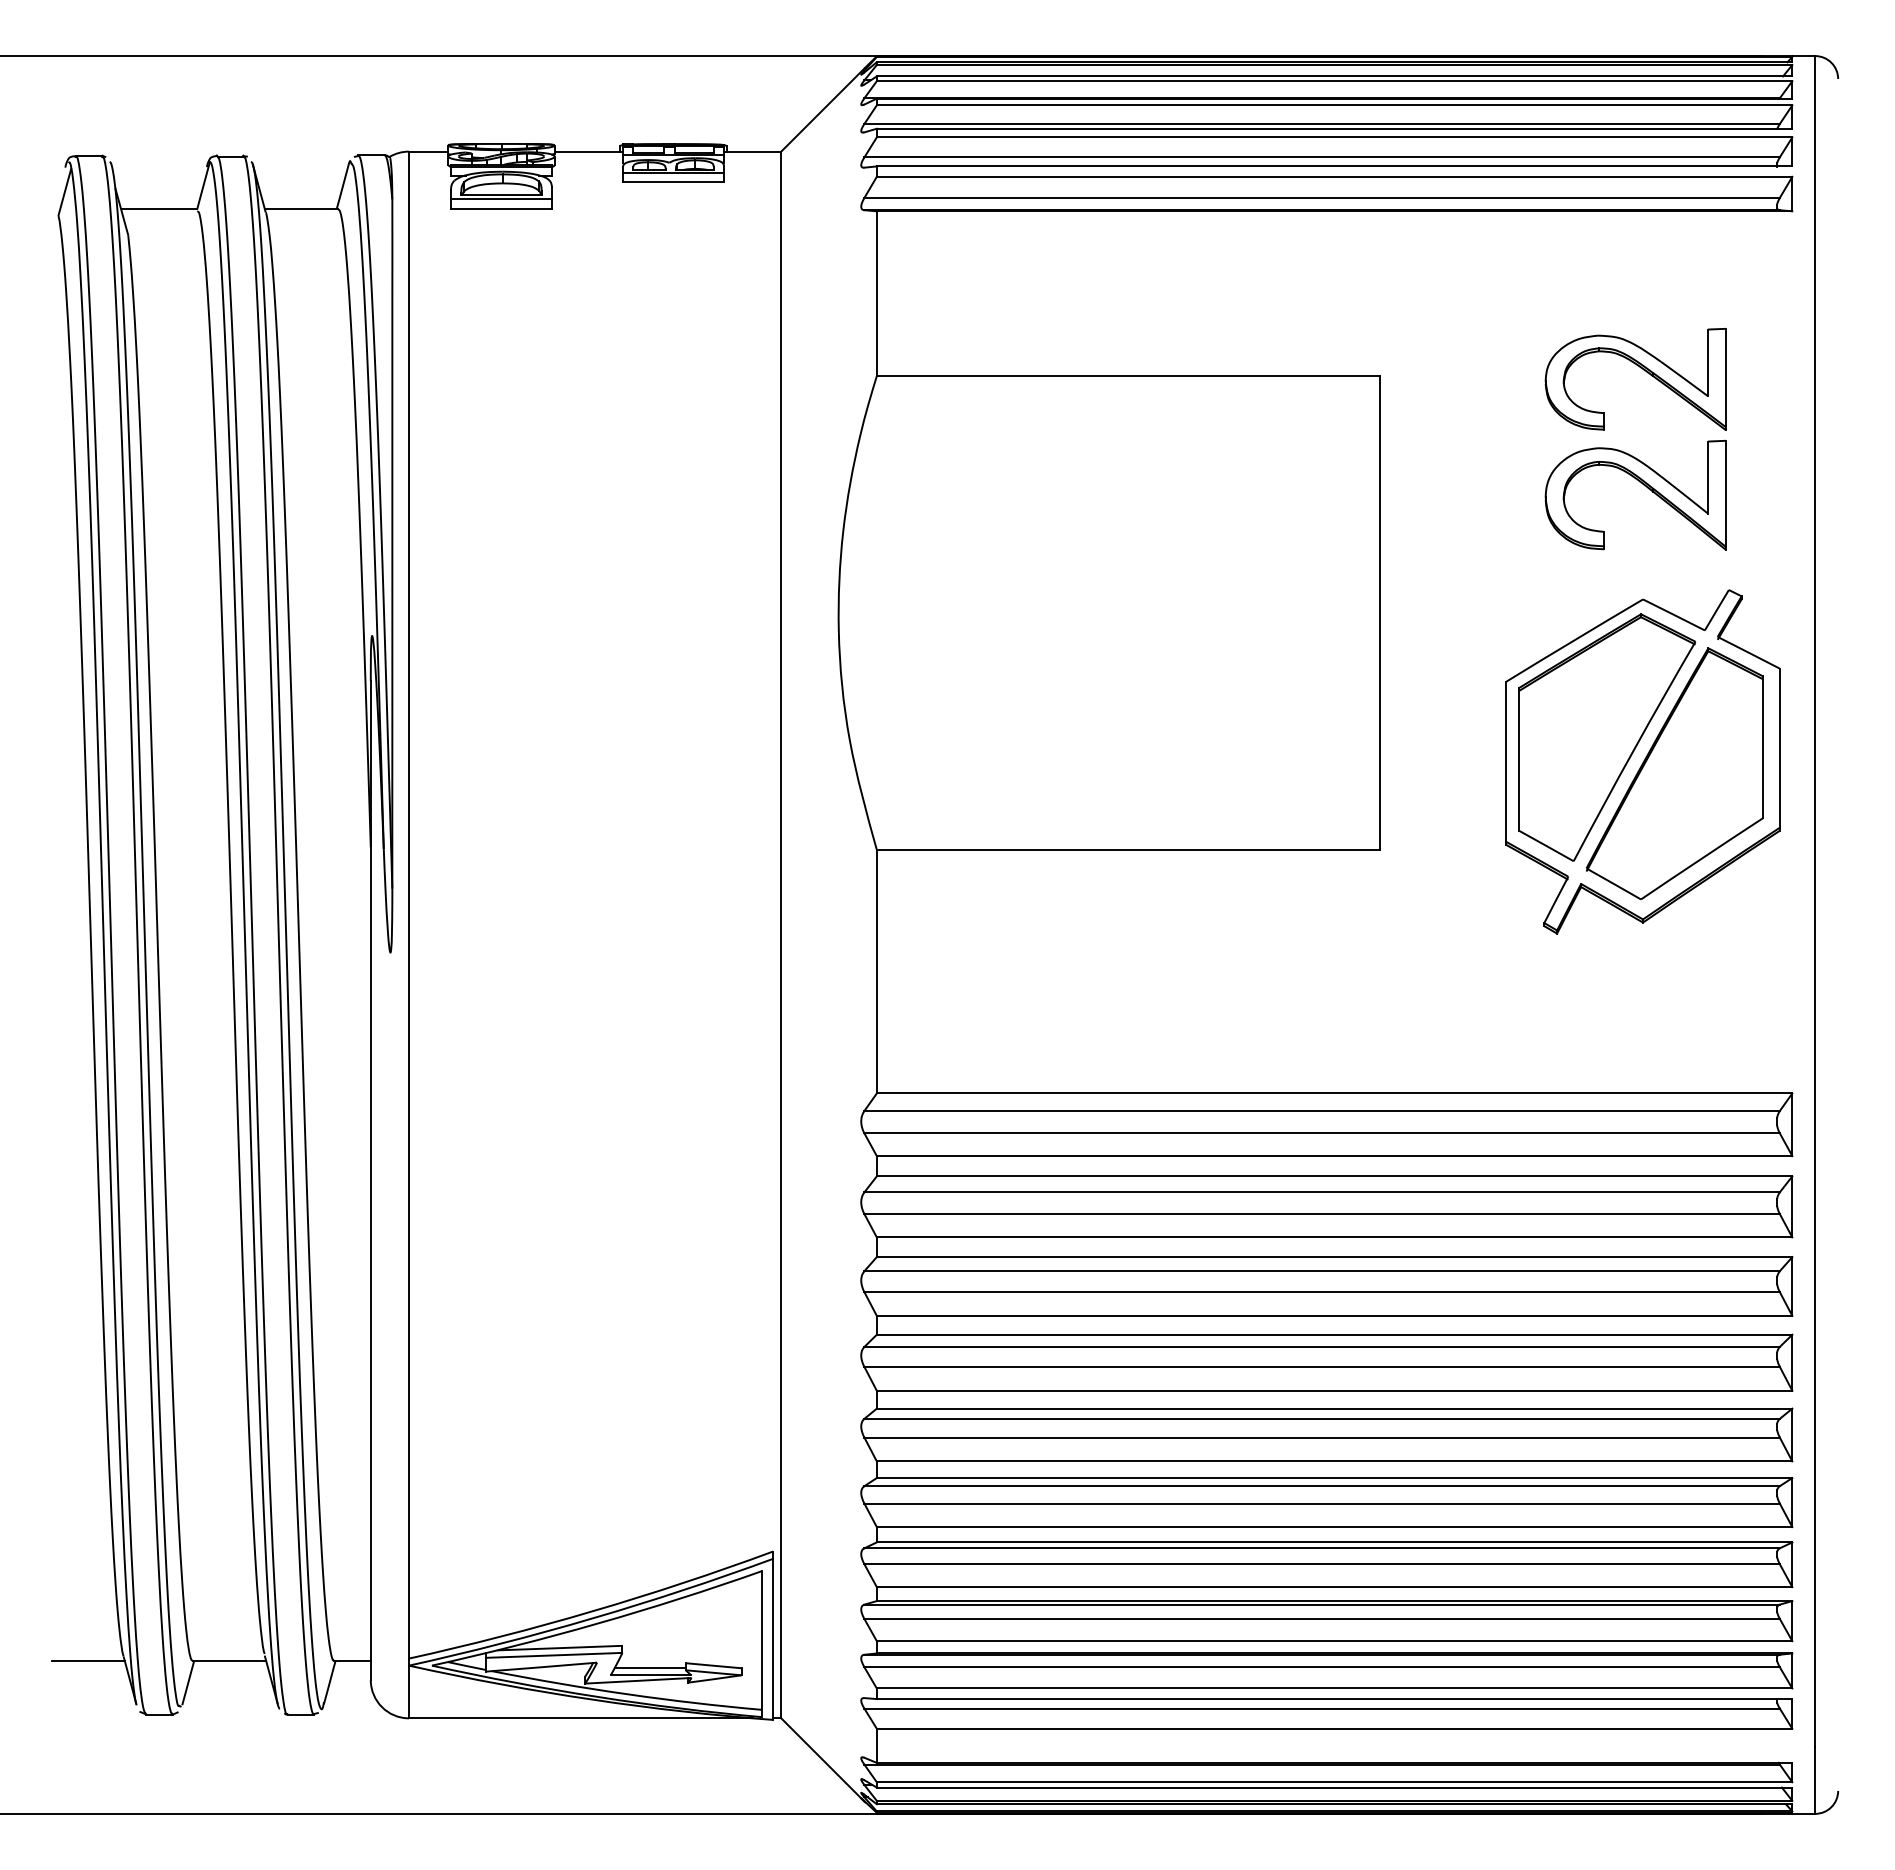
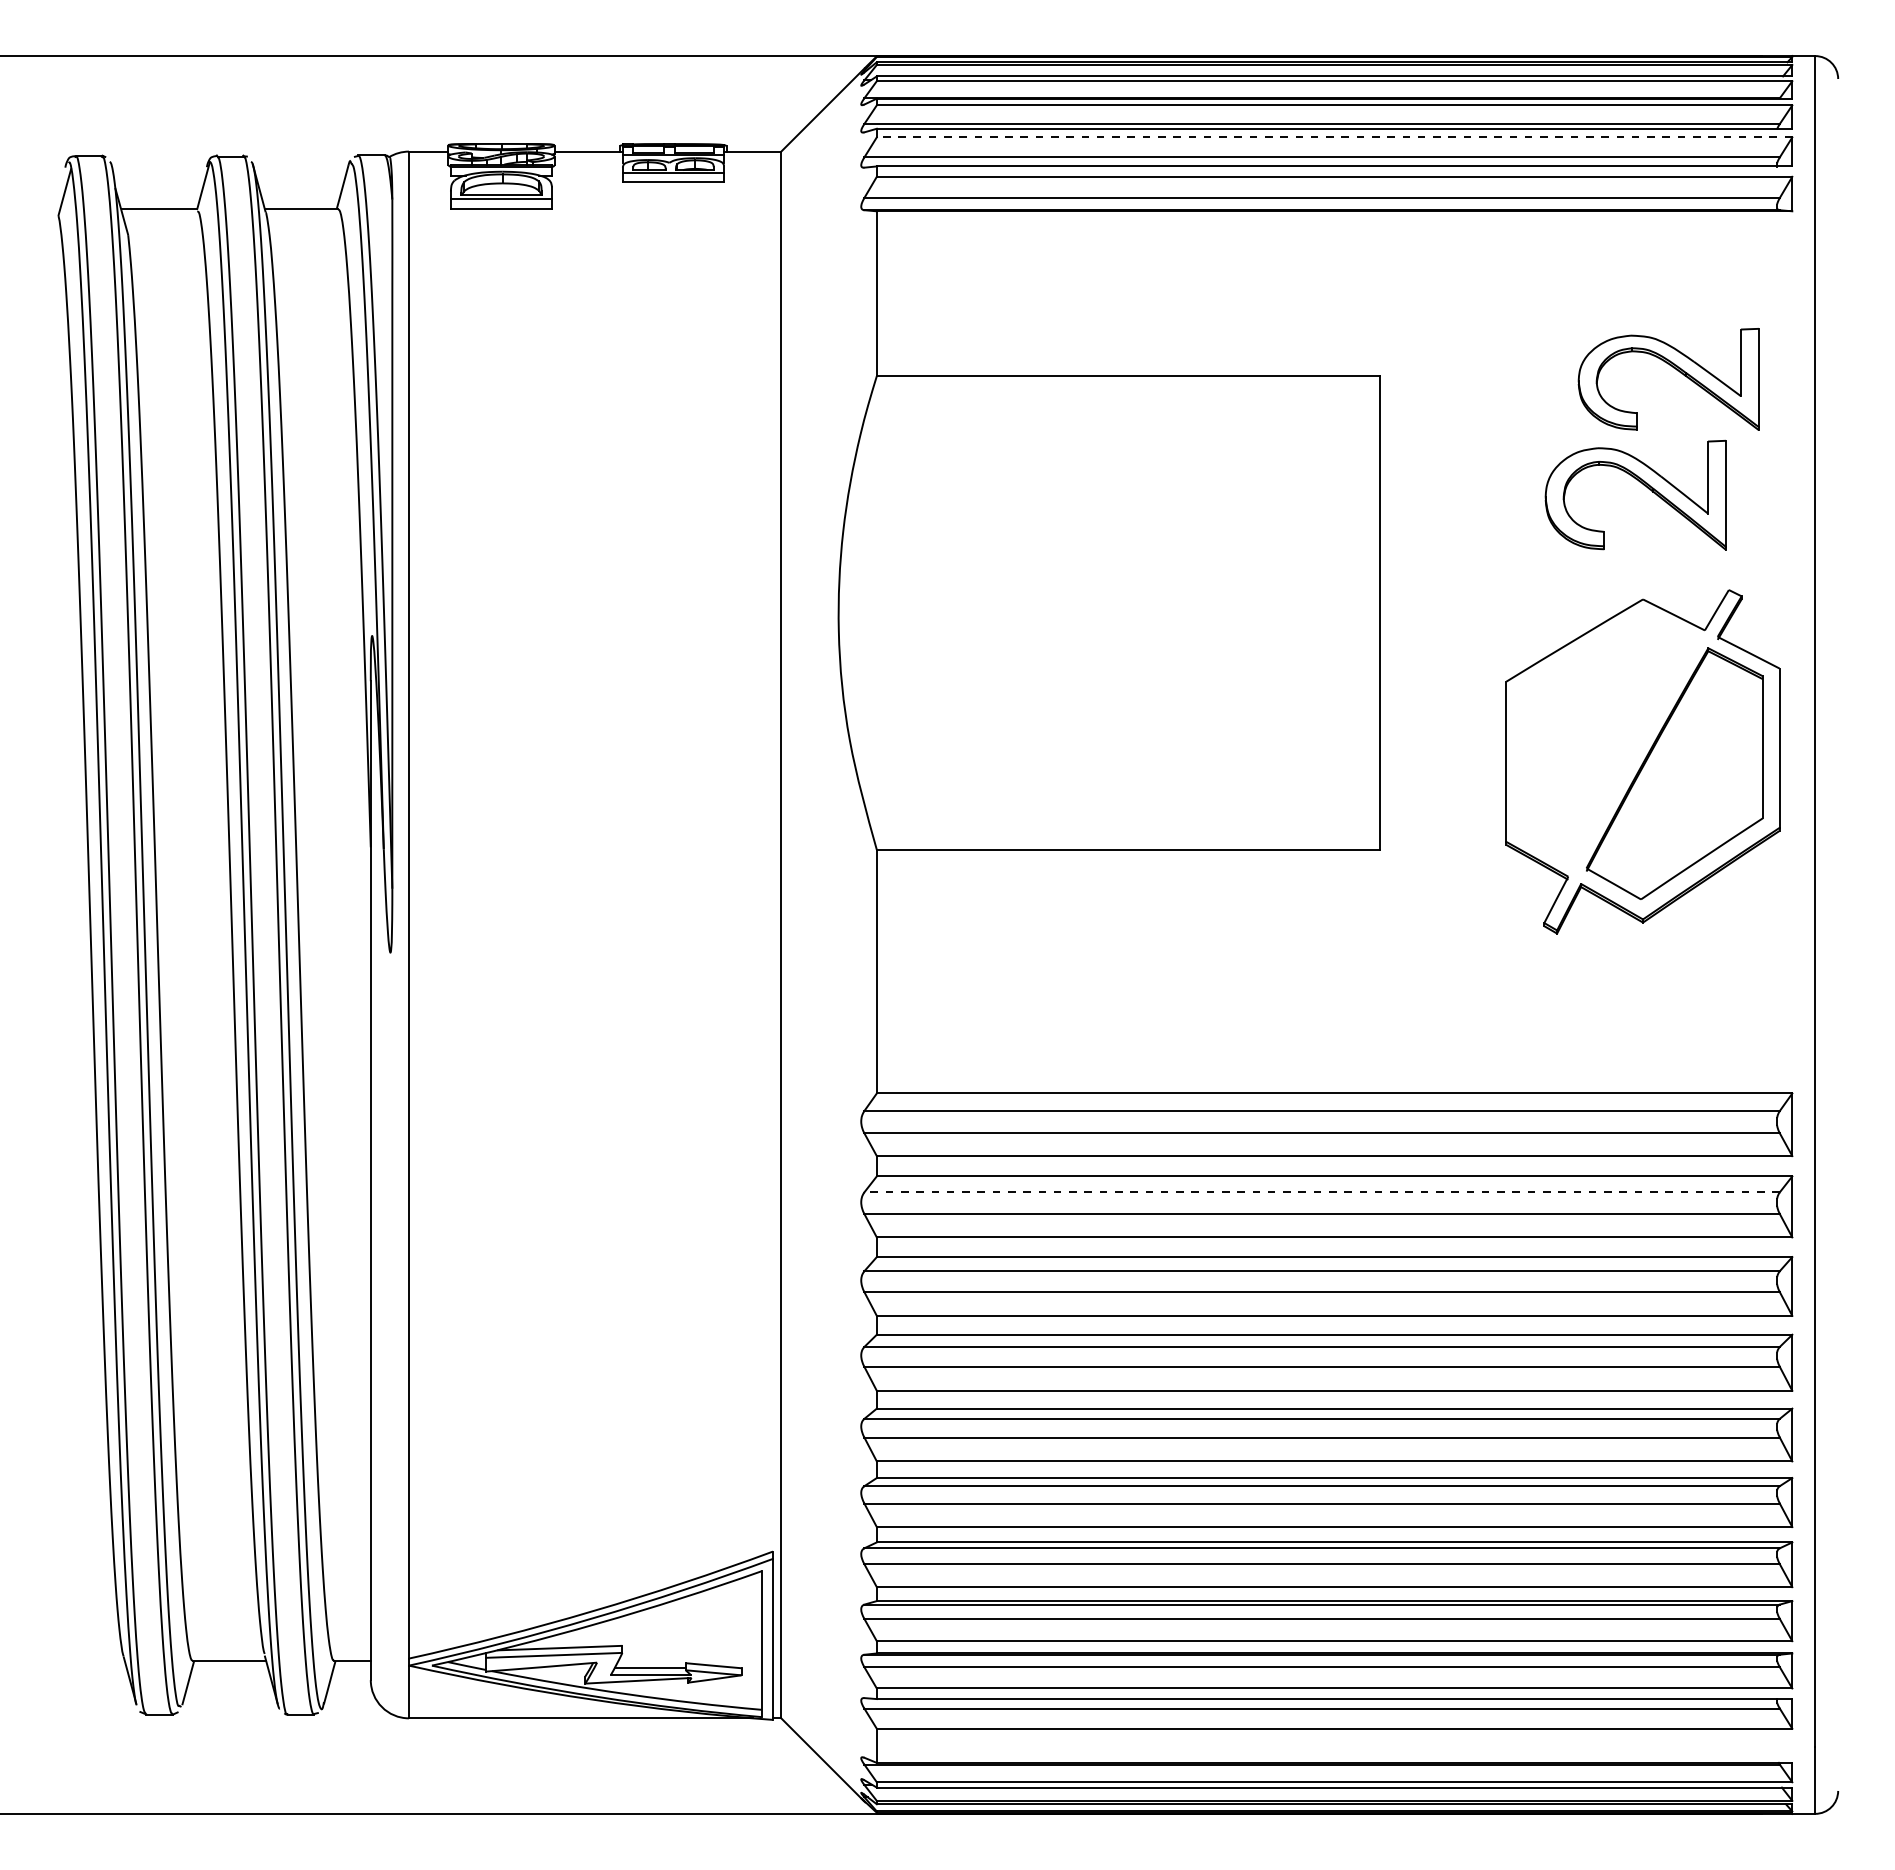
line: solid -> dashed (1334, 137)
part position: (1643, 370) -> (1676, 370) (1676, 370)
part: present -> none (1607, 737)
line: solid -> dashed (1322, 1192)
line: present -> none (87, 1661)
